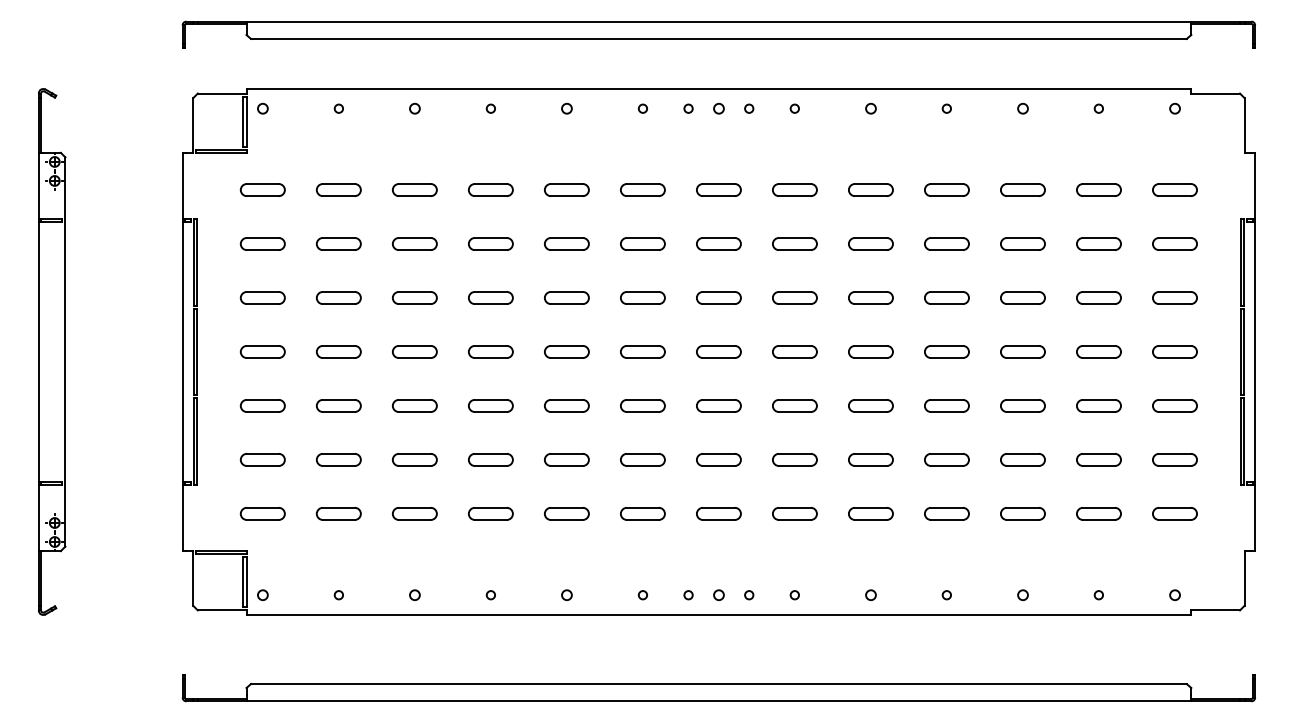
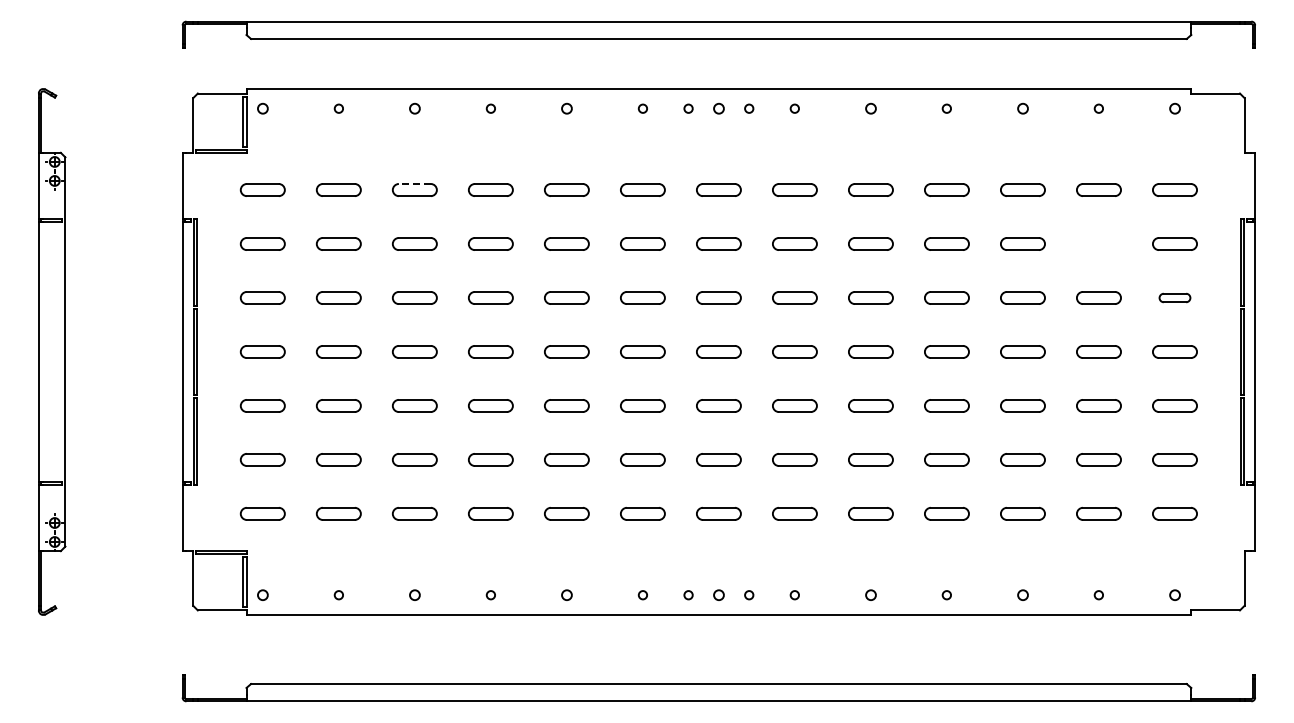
line: solid -> dashed (414, 184)
part: present -> none (1098, 243)
part size: 46x14 px -> 34x12 px (1174, 297)
